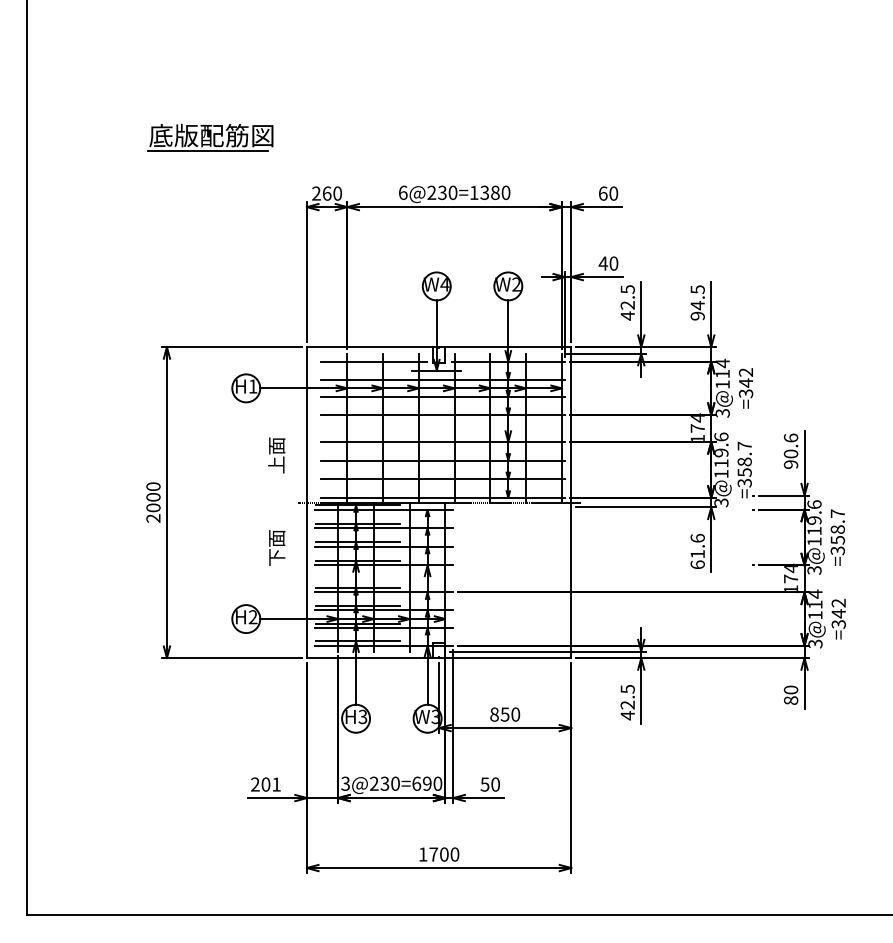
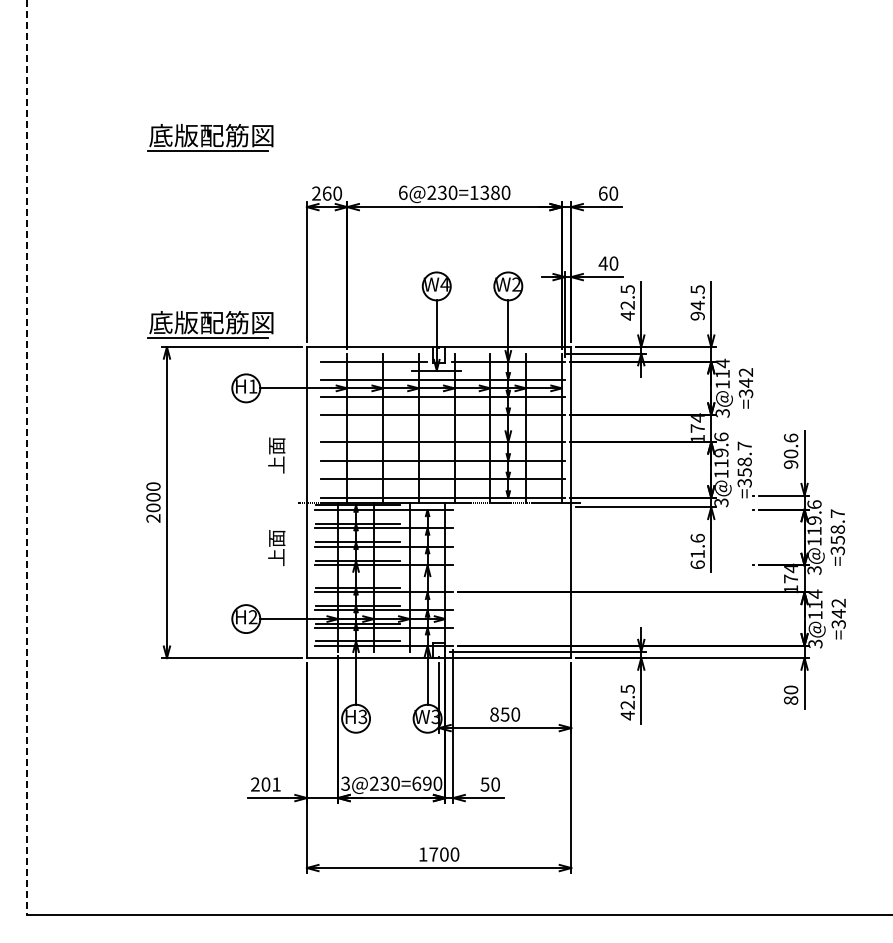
part: none -> present (210, 324)
line: solid -> dashed (27, 457)
text: 下面 -> 上面 (276, 557)
